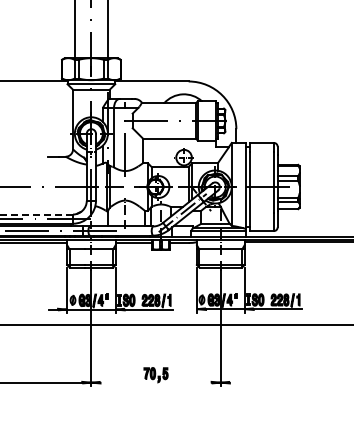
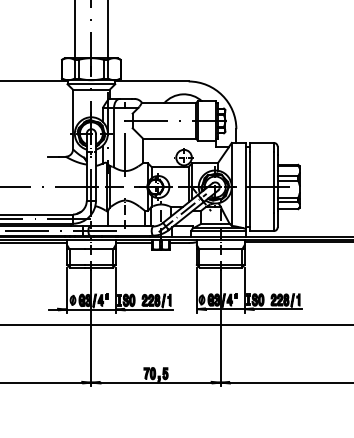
line: dashed -> solid (36, 214)
line: none -> present (155, 382)
line: none -> present (289, 382)
